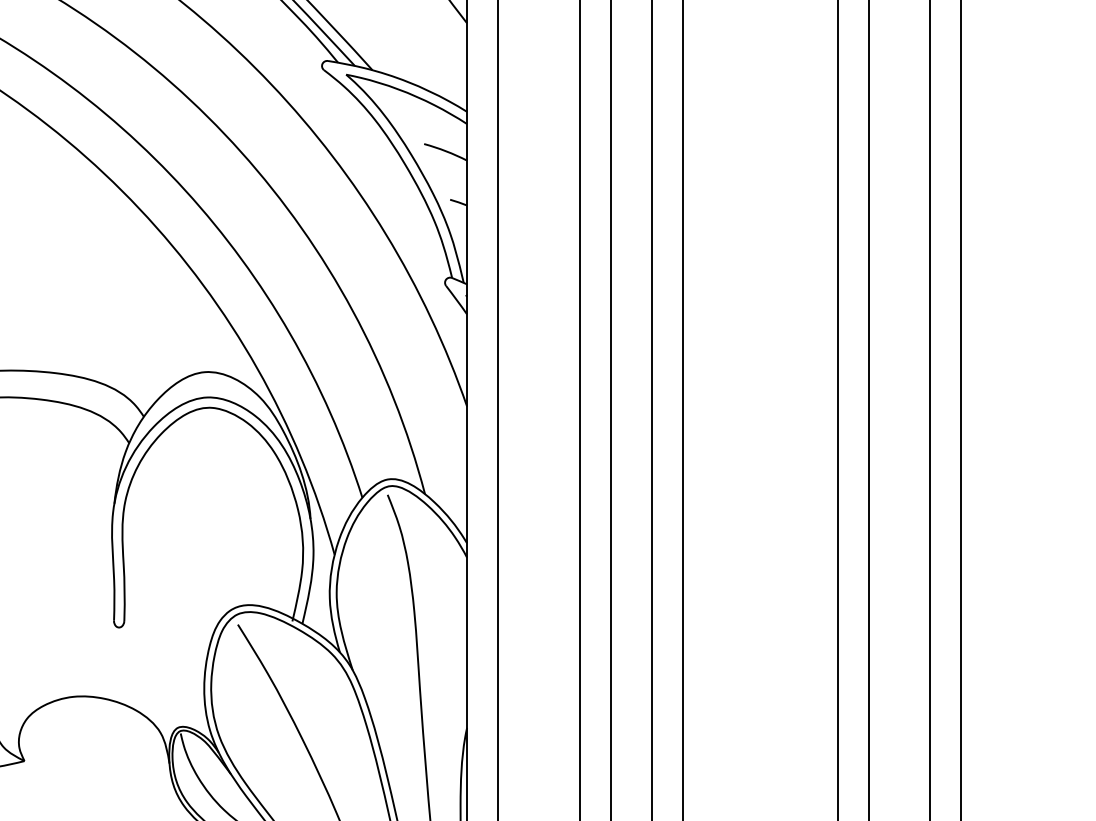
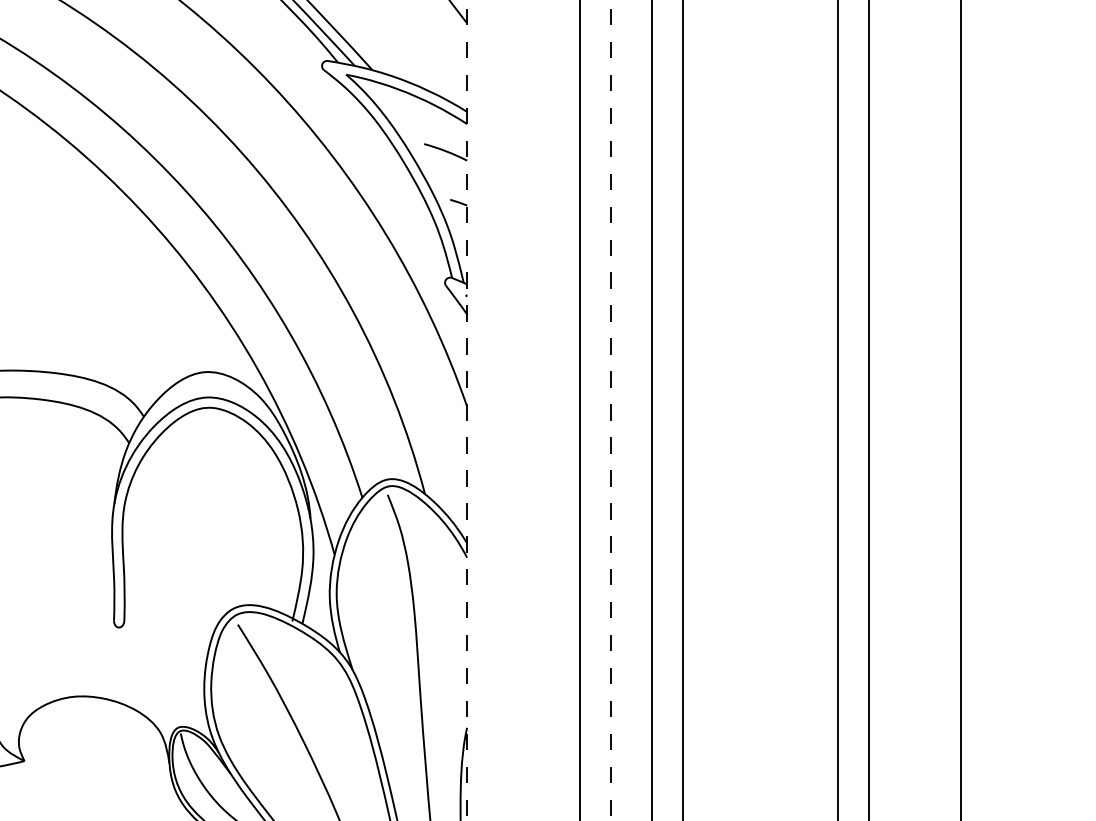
line: present -> none (498, 409)
line: present -> none (930, 409)
line: solid -> dashed (467, 410)
line: solid -> dashed (611, 410)
